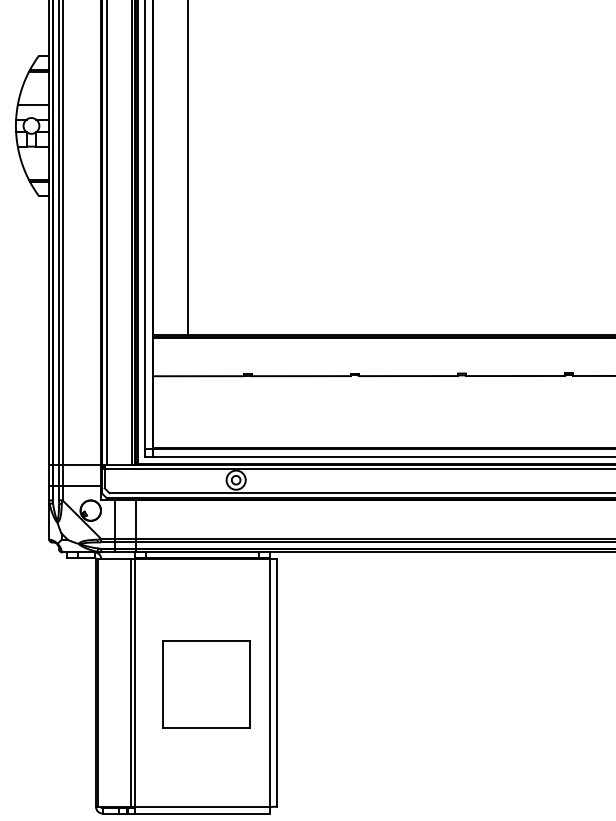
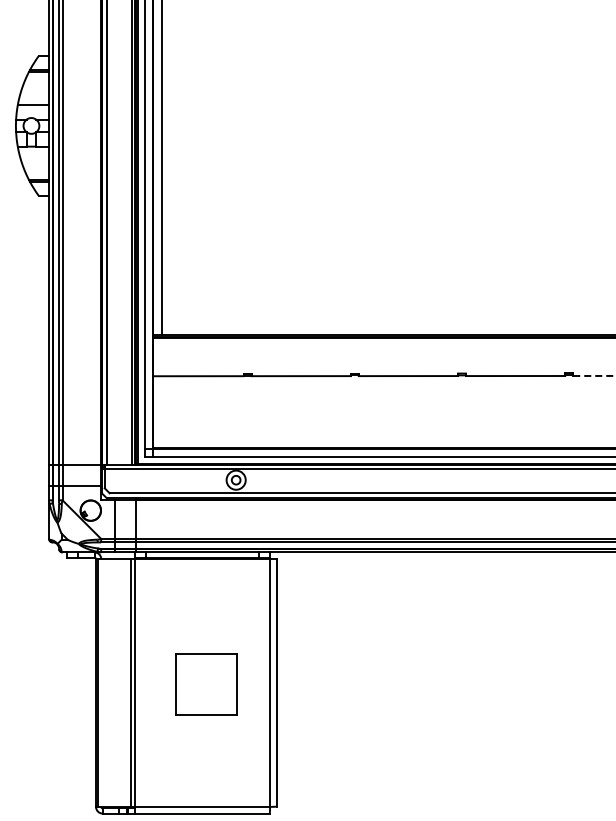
line position: (188, 168) -> (162, 168) (162, 168)
line: solid -> dashed (595, 375)
part size: 89x89 px -> 63x63 px (206, 684)
